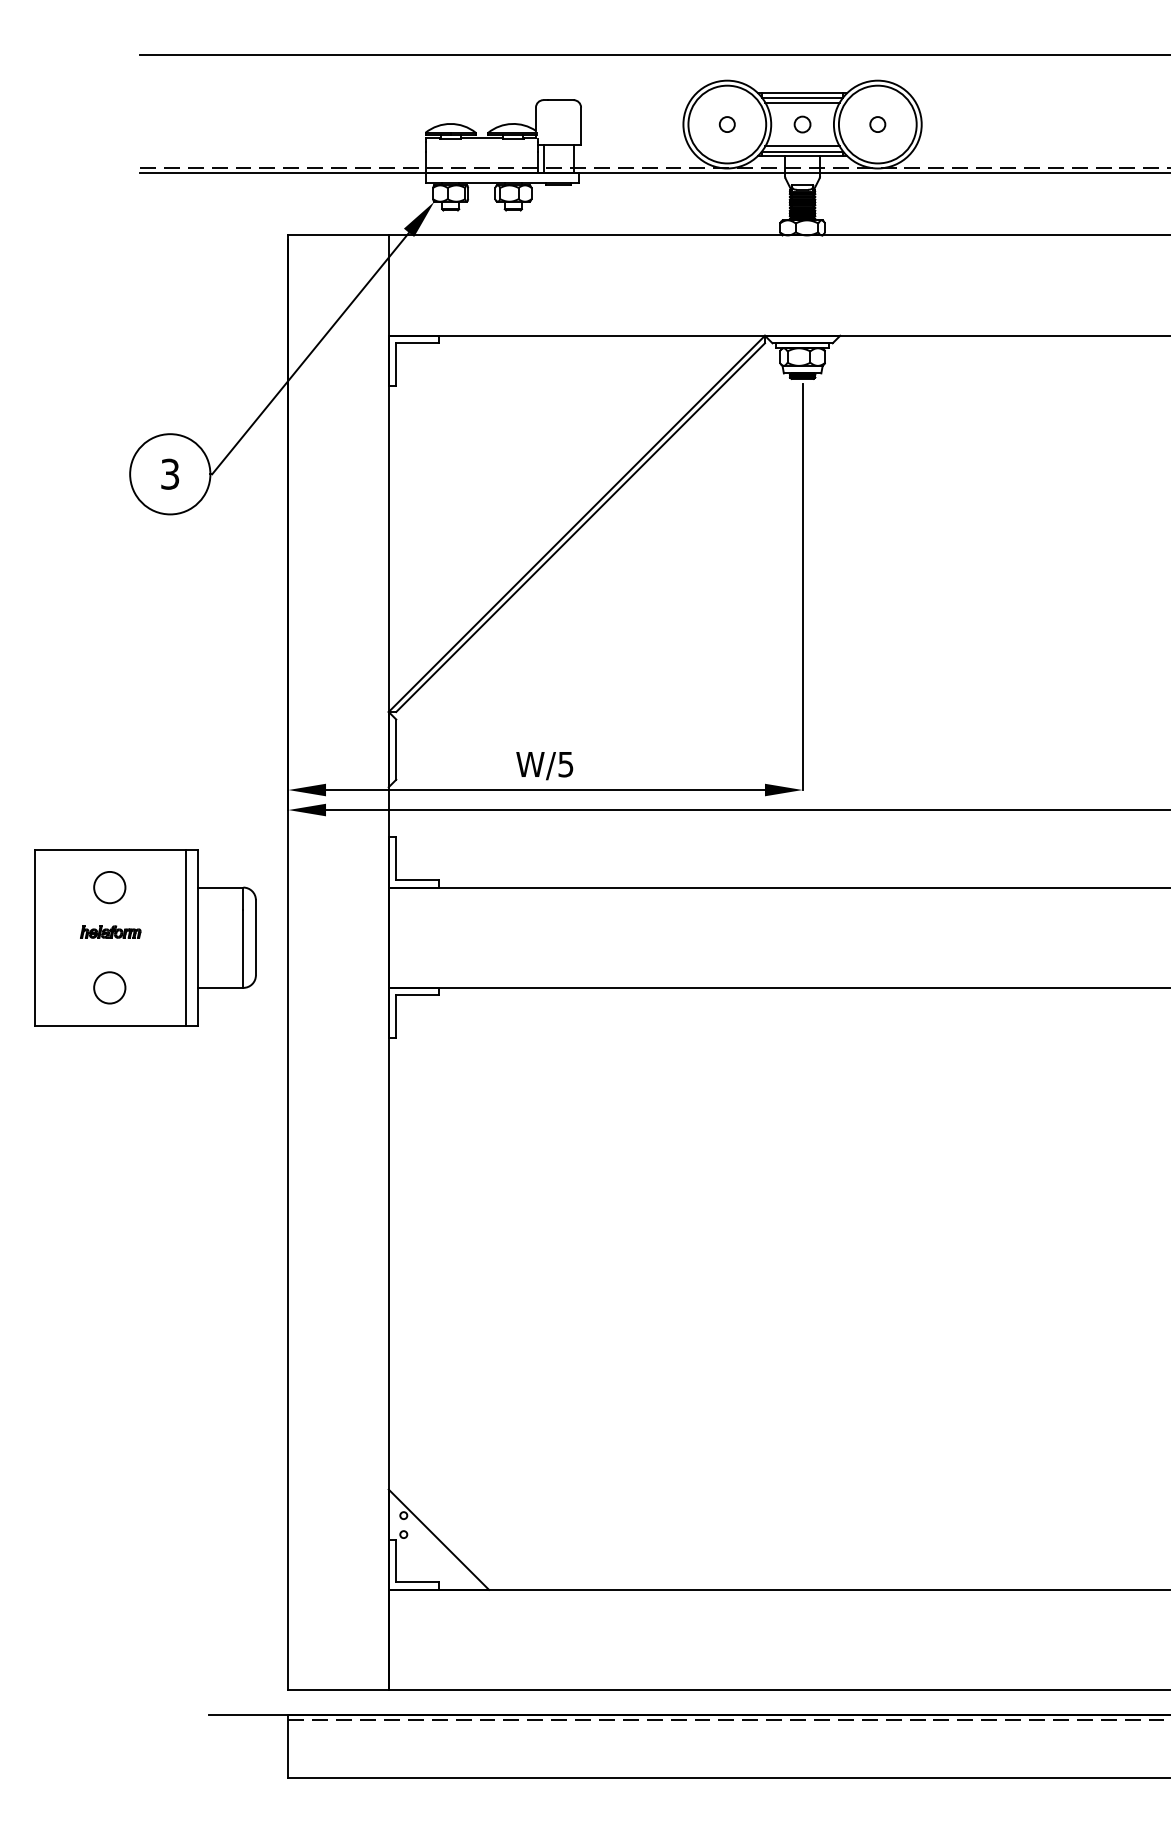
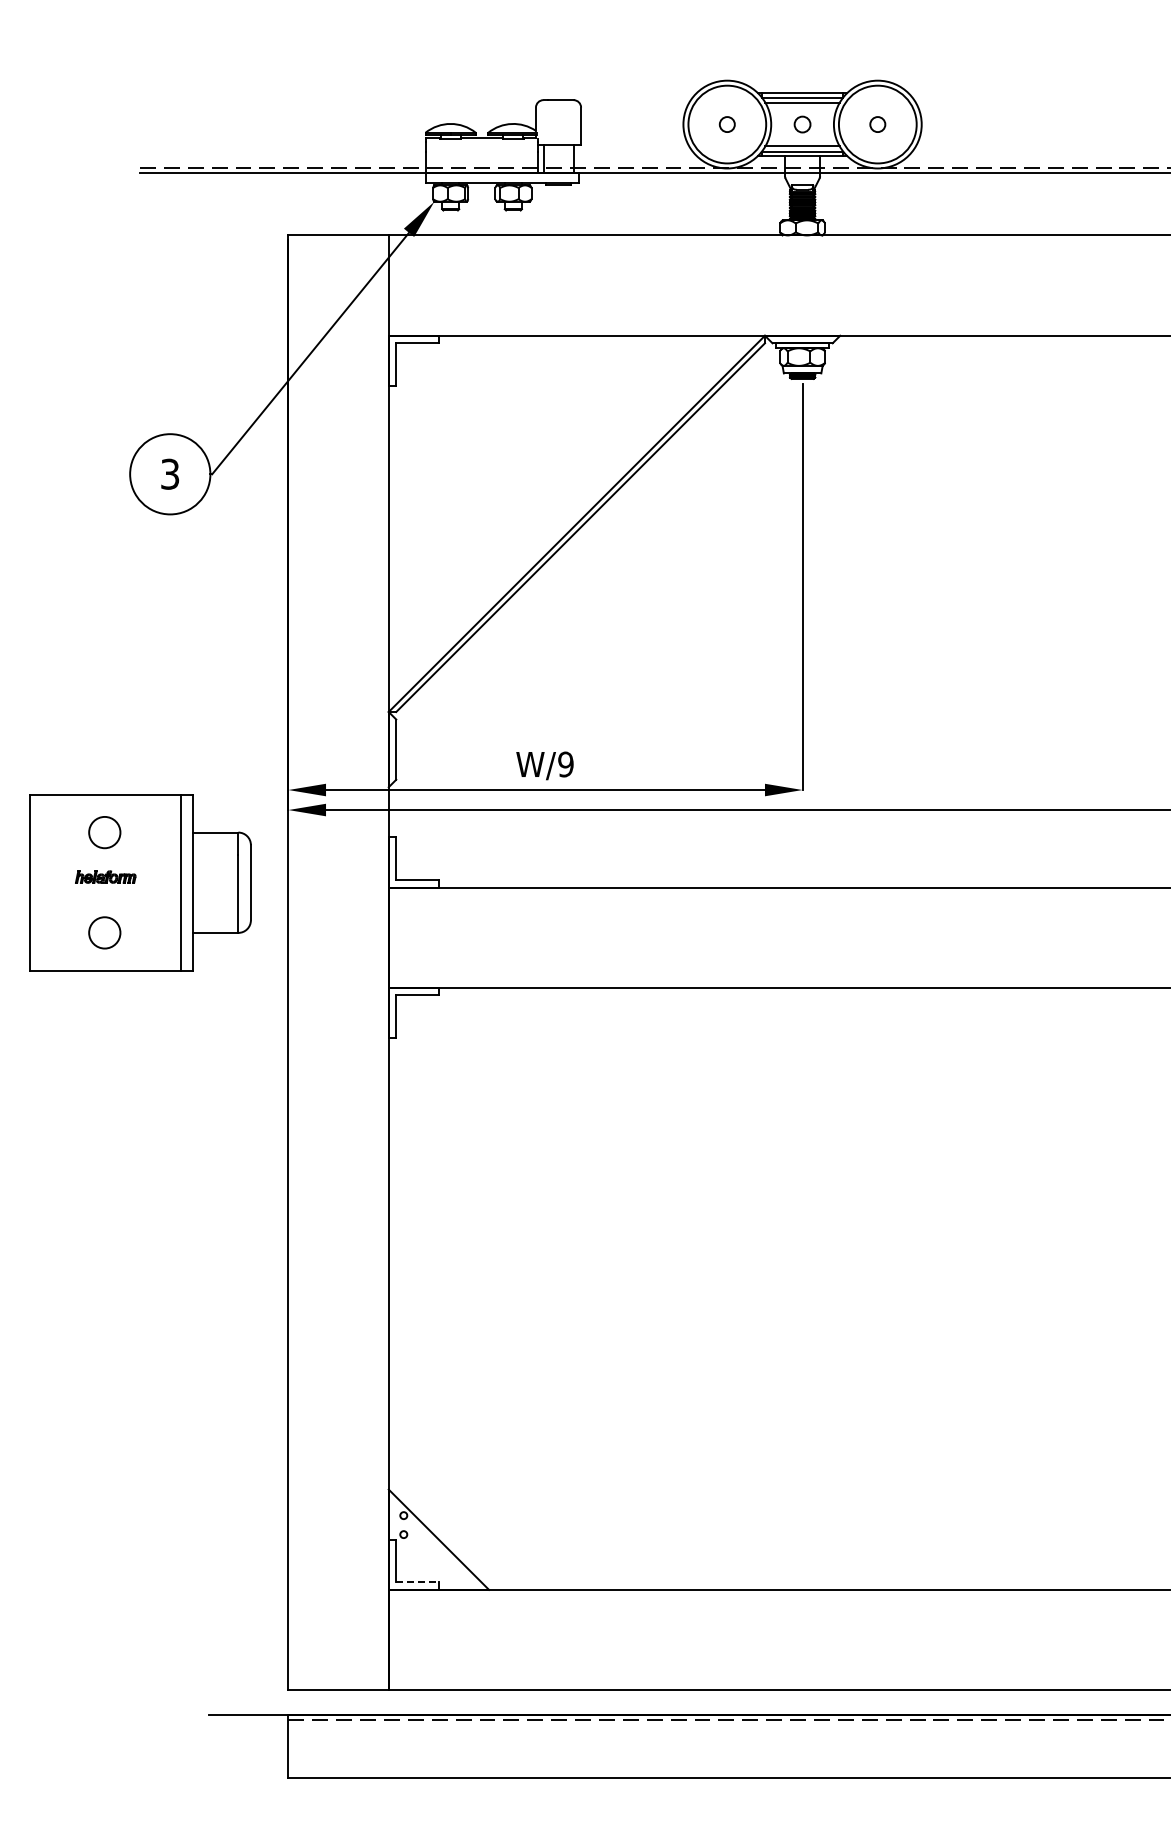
line: present -> none (653, 54)
text: W/5 -> W/9 (565, 764)
part position: (145, 937) -> (140, 882) (140, 882)
line: solid -> dashed (418, 1582)
